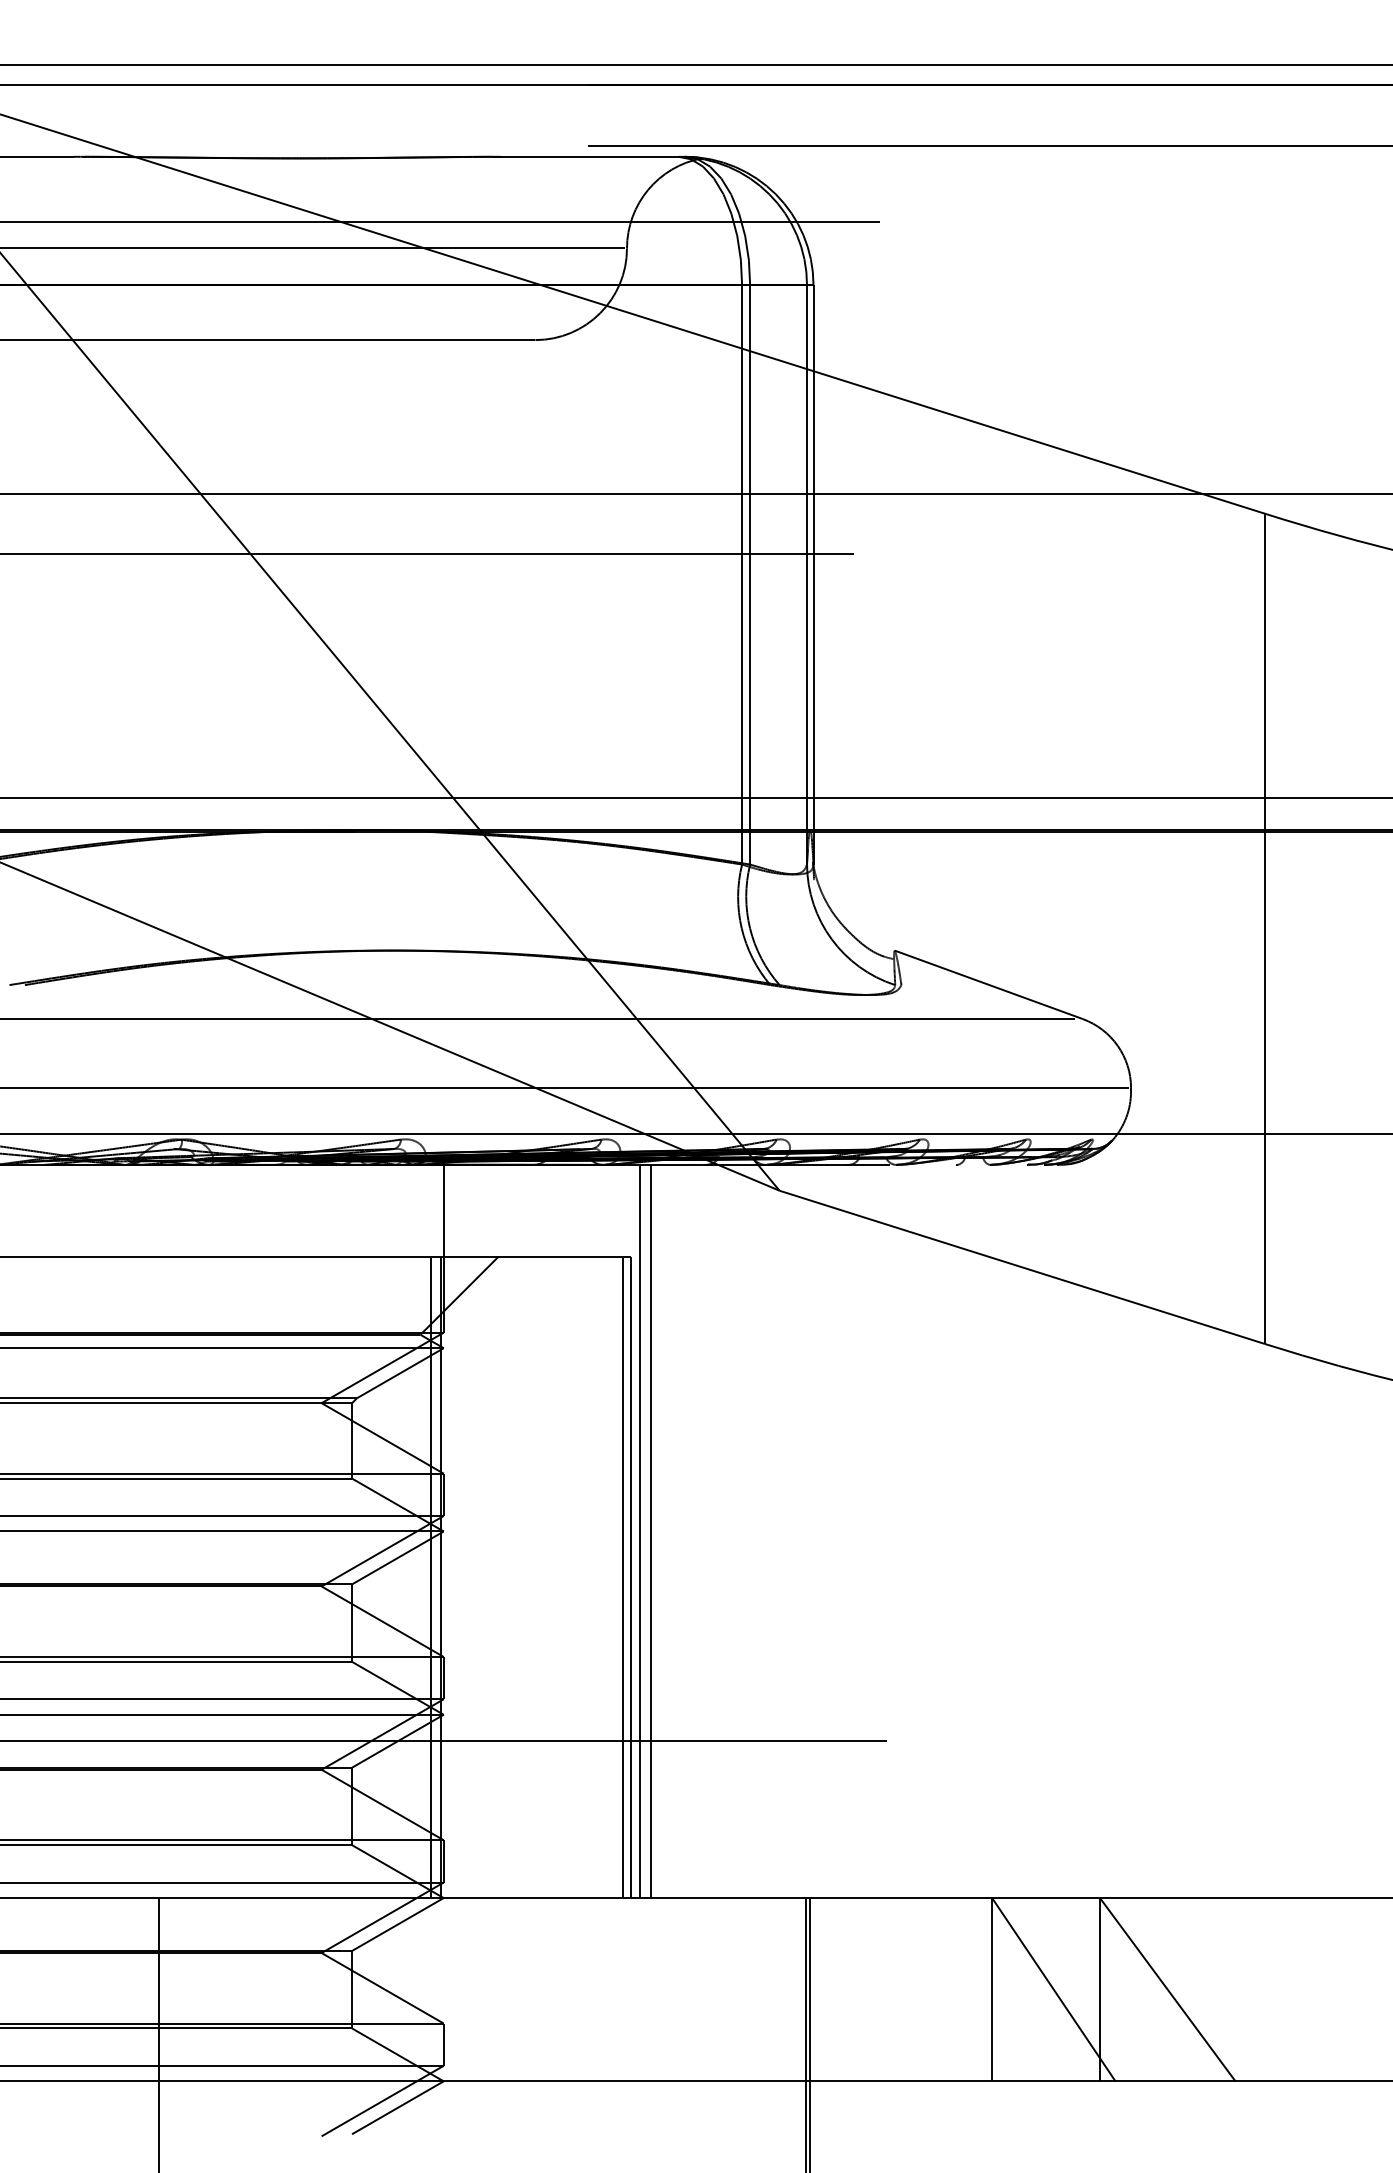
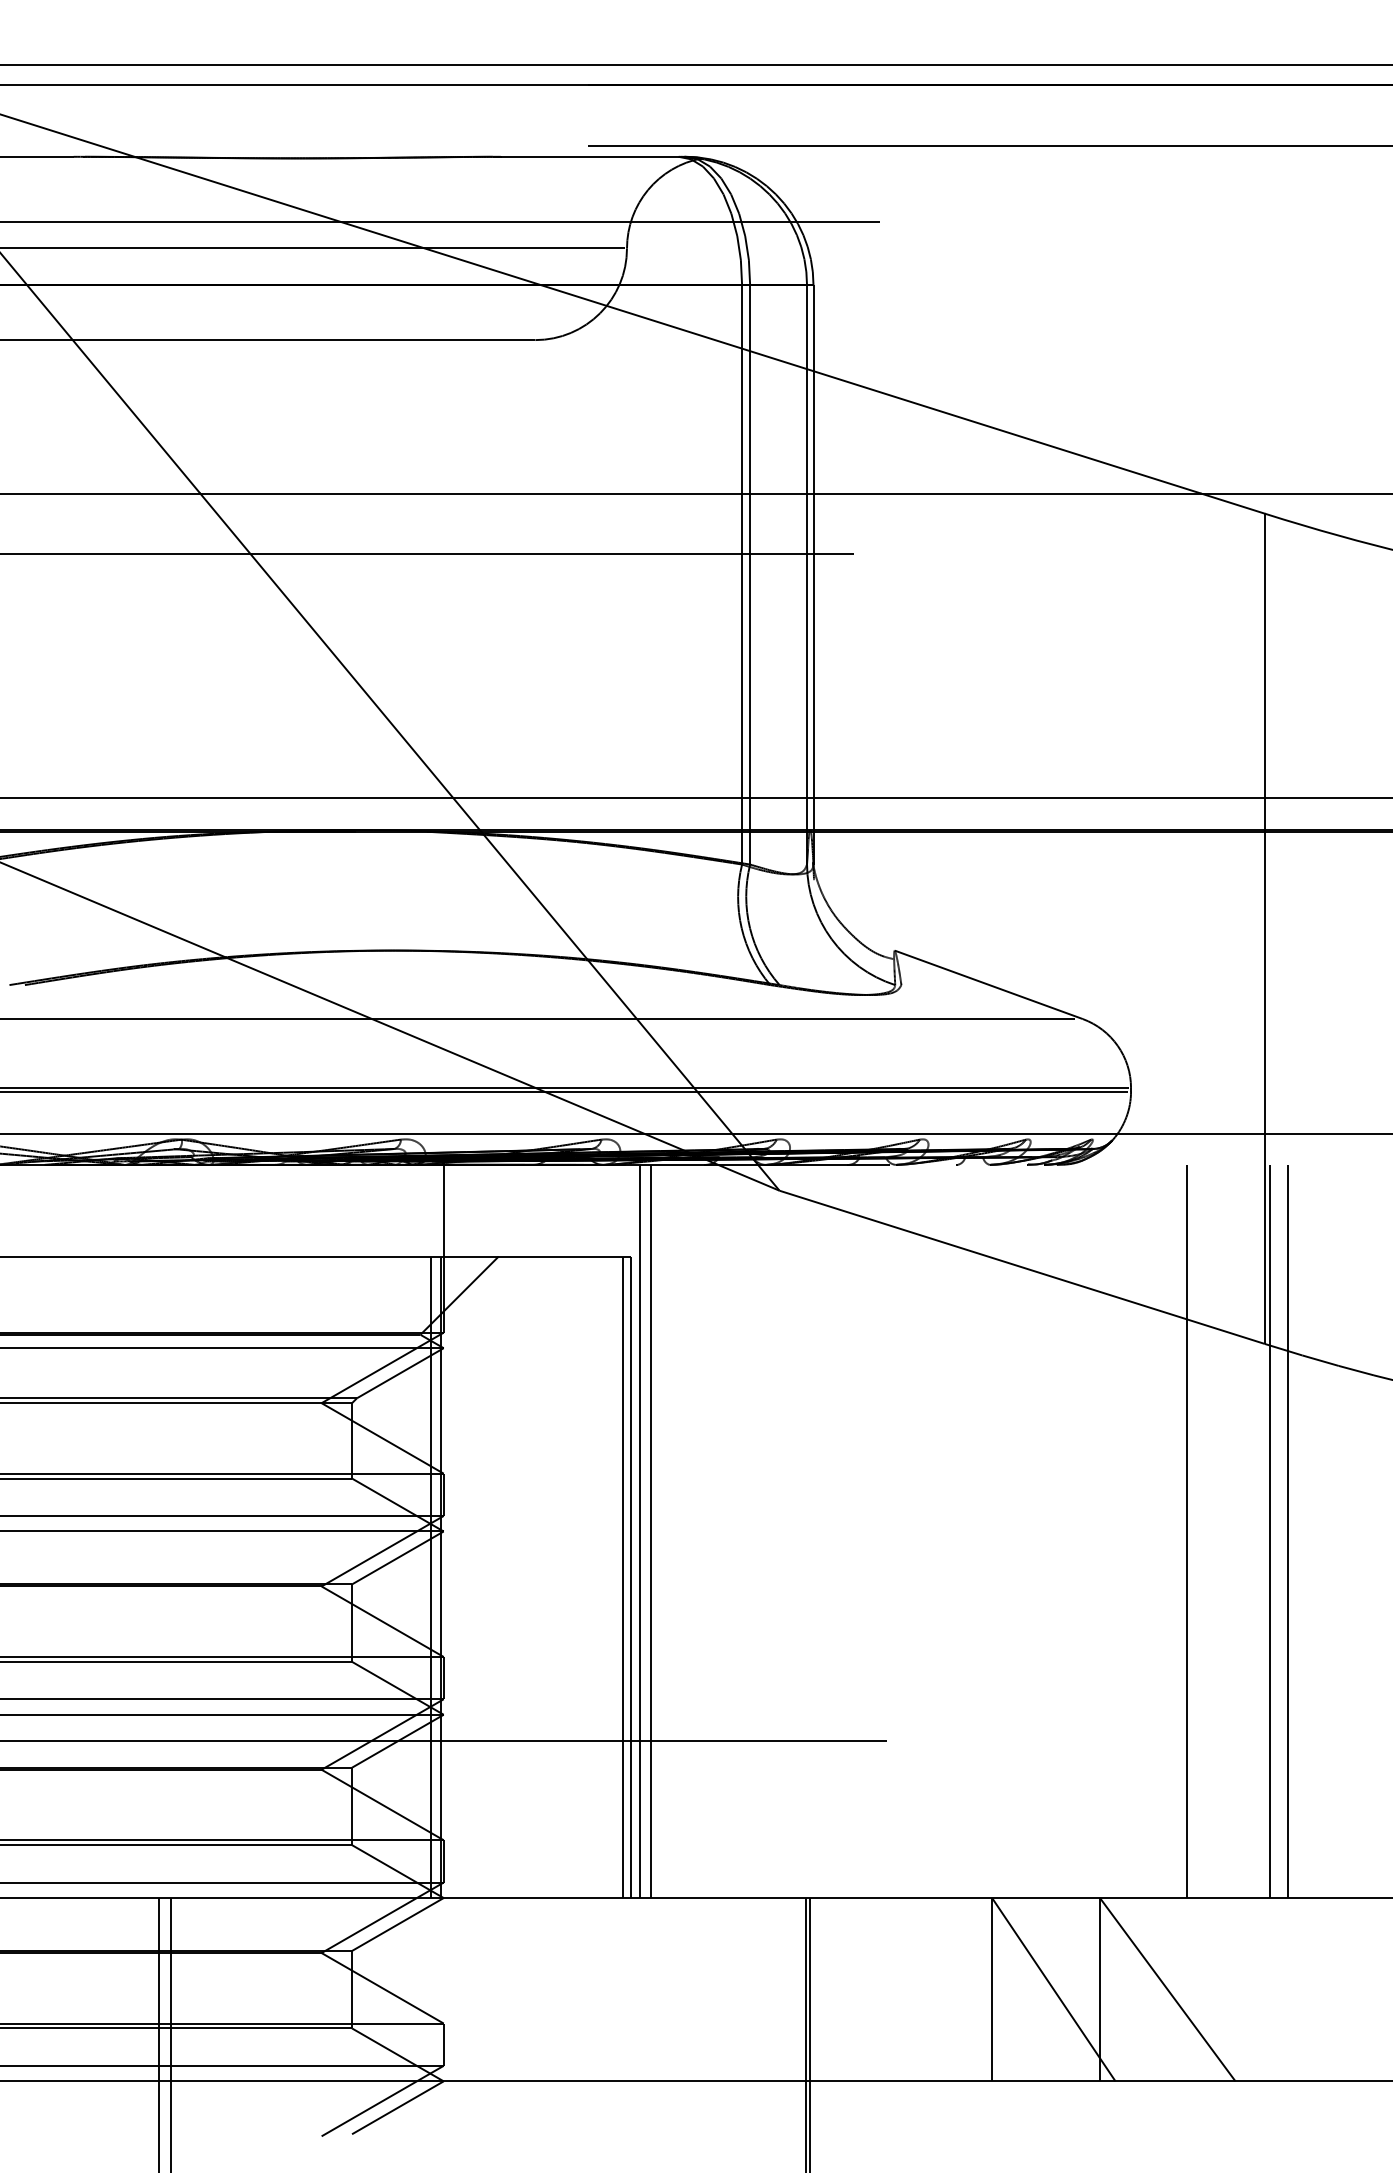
line: none -> present (565, 1091)
line: none -> present (1186, 1531)
line: none -> present (1269, 1531)
line: none -> present (1288, 1531)
line: none -> present (171, 2033)
